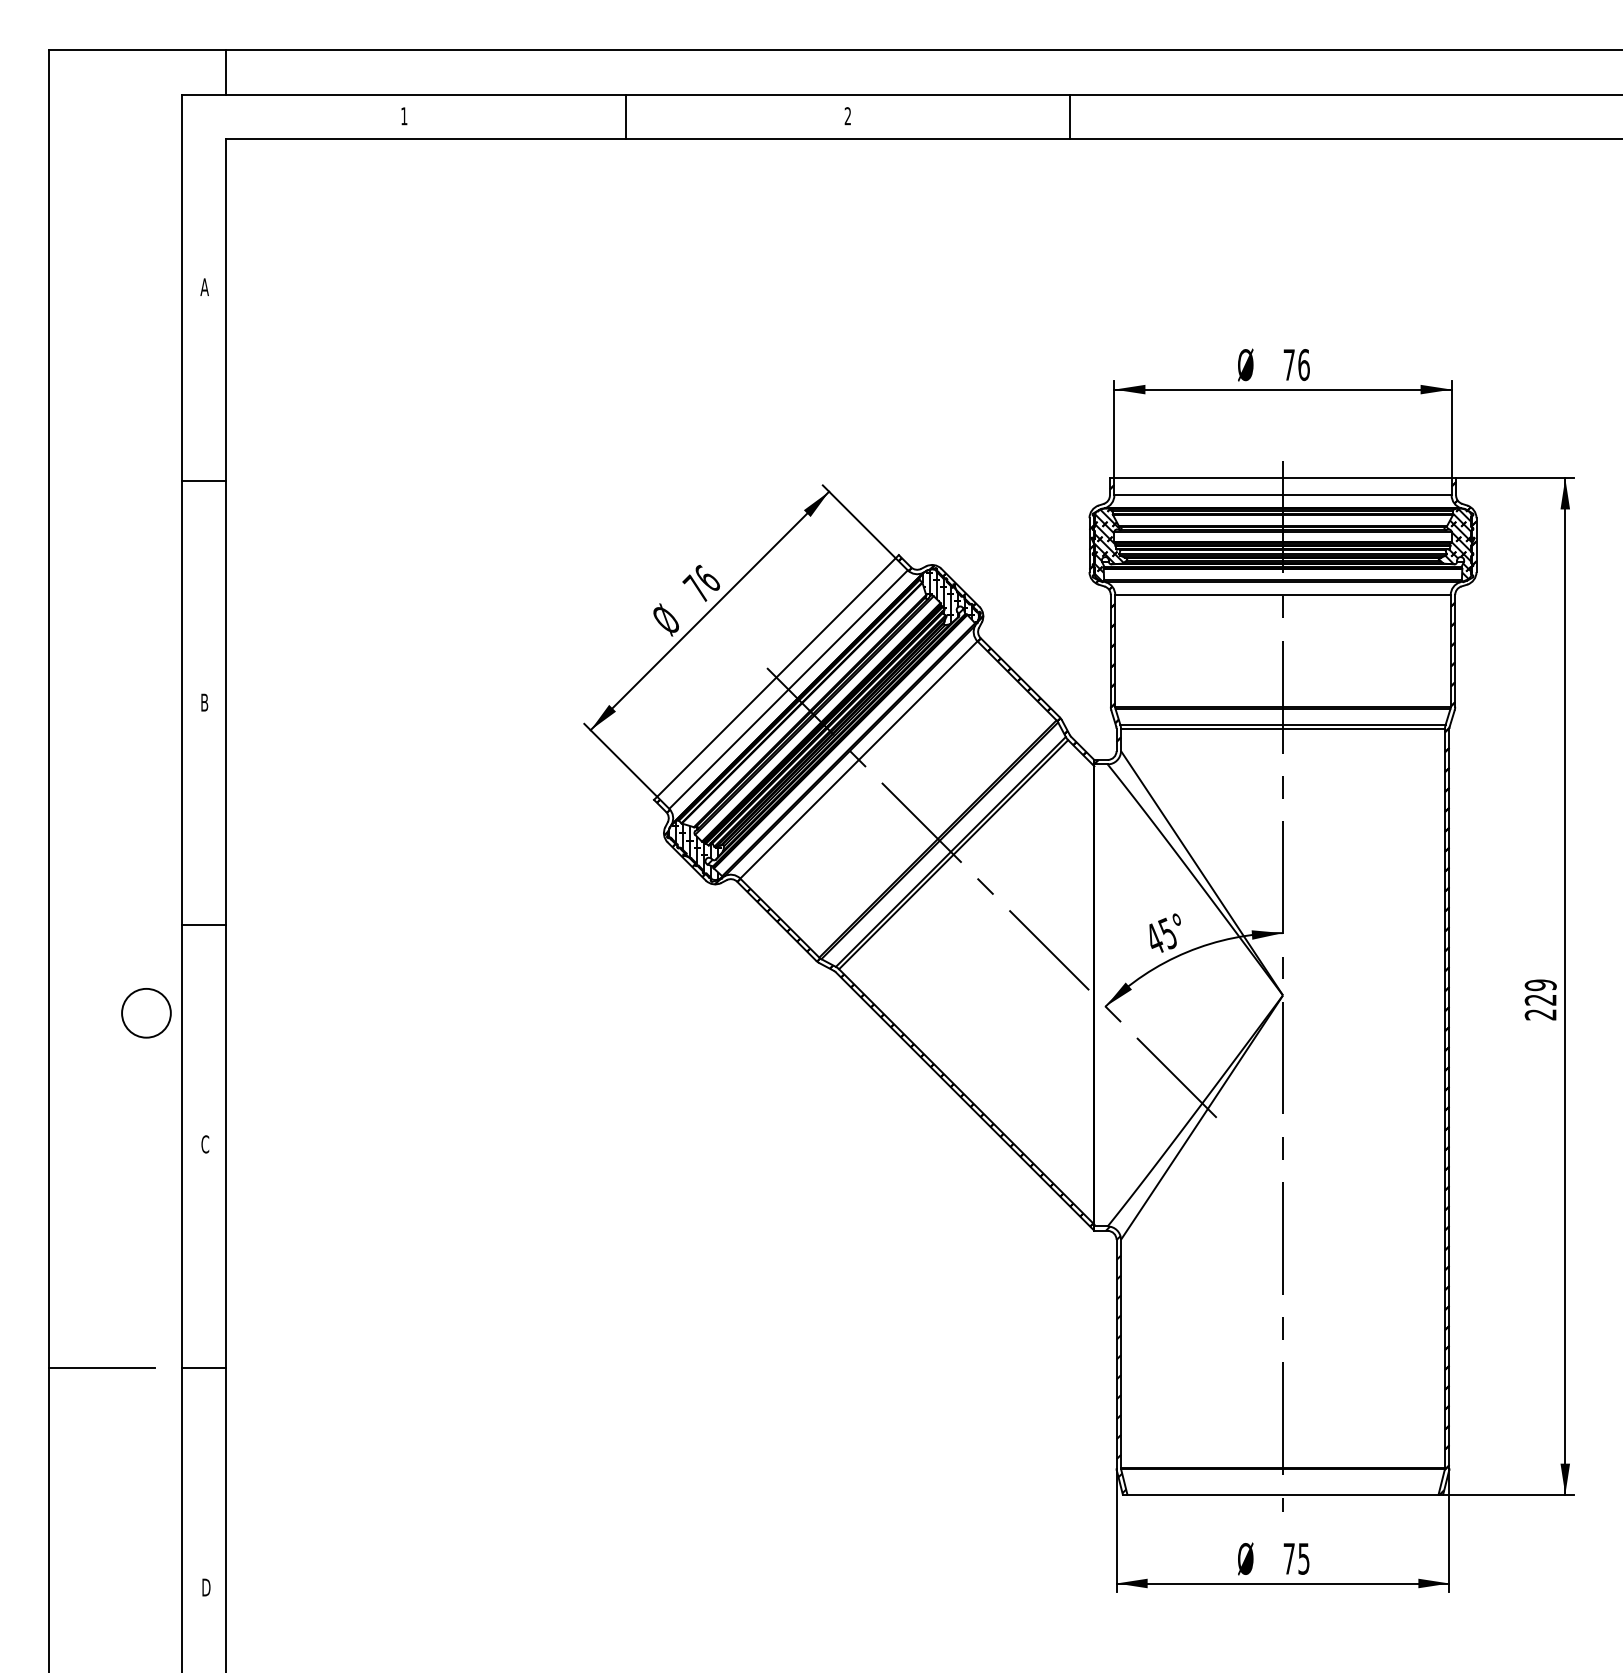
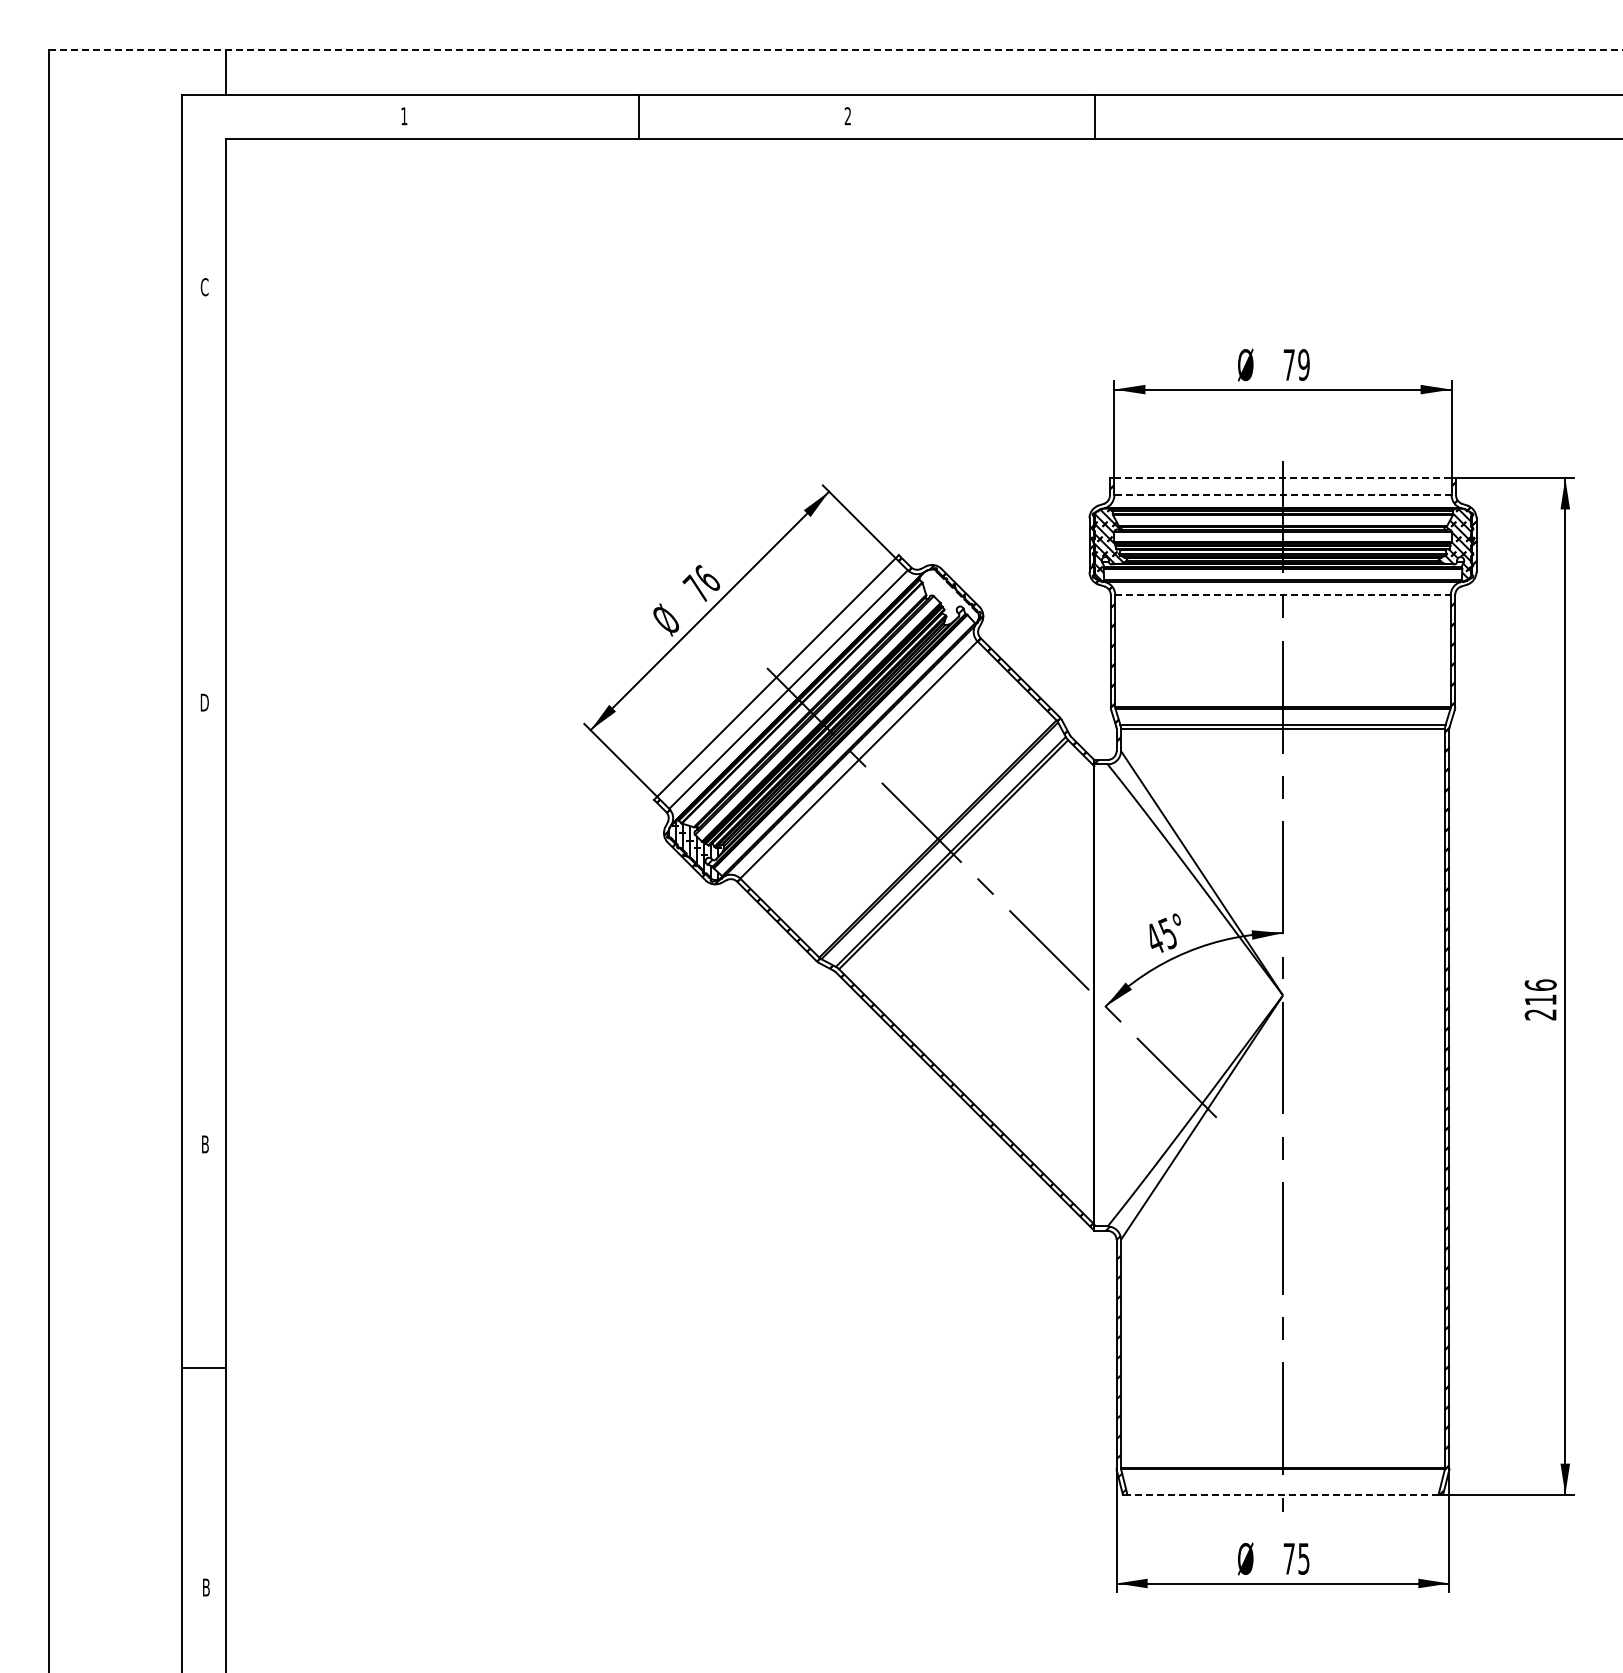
line: solid -> dashed (835, 50)
line position: (625, 116) -> (638, 116) (638, 116)
line position: (1069, 116) -> (1094, 116) (1094, 116)
text: A -> C (204, 287)
text: 76 -> 79 (1303, 365)
line: solid -> dashed (1283, 478)
line: present -> none (203, 480)
line: solid -> dashed (1283, 495)
line: solid -> dashed (1283, 594)
hatch: present -> none (950, 595)
text: B -> D (204, 702)
line: present -> none (203, 924)
text: 229 -> 216 (1540, 992)
circle: present -> none (146, 1013)
text: C -> B (205, 1144)
line: present -> none (101, 1368)
line: solid -> dashed (1283, 1494)
text: D -> B (206, 1587)
